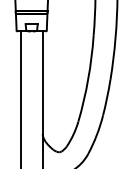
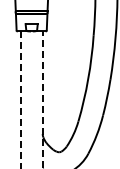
line: solid -> dashed (20, 100)
line: solid -> dashed (42, 100)
